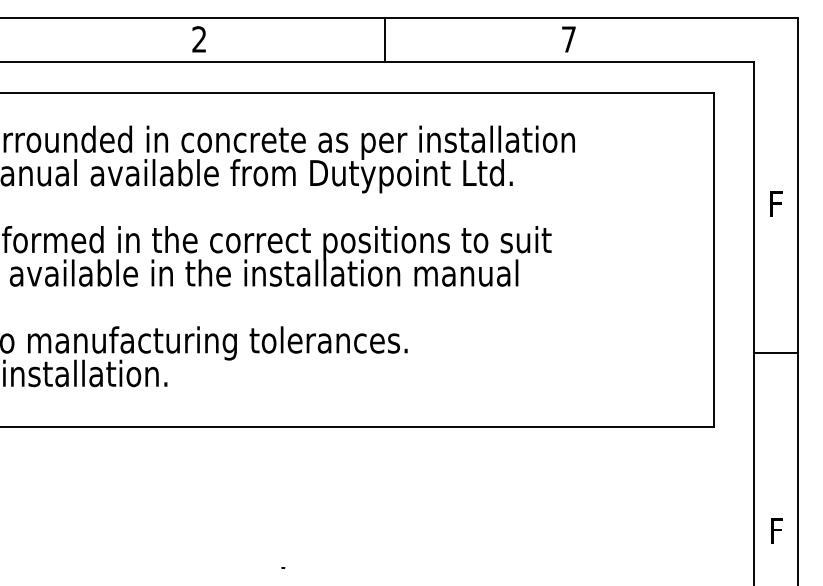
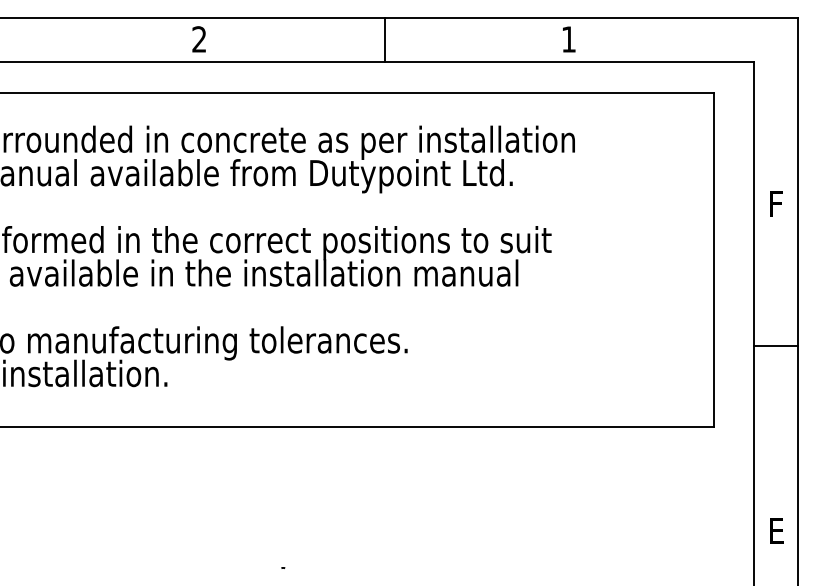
text: 7 -> 1 (568, 39)
line position: (775, 353) -> (775, 346) (775, 346)
text: F -> E (776, 530)
